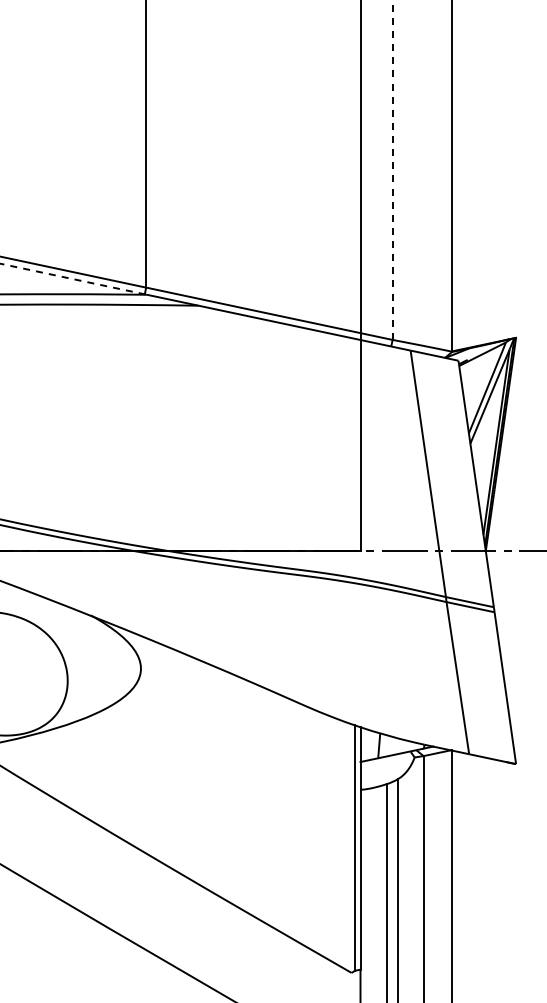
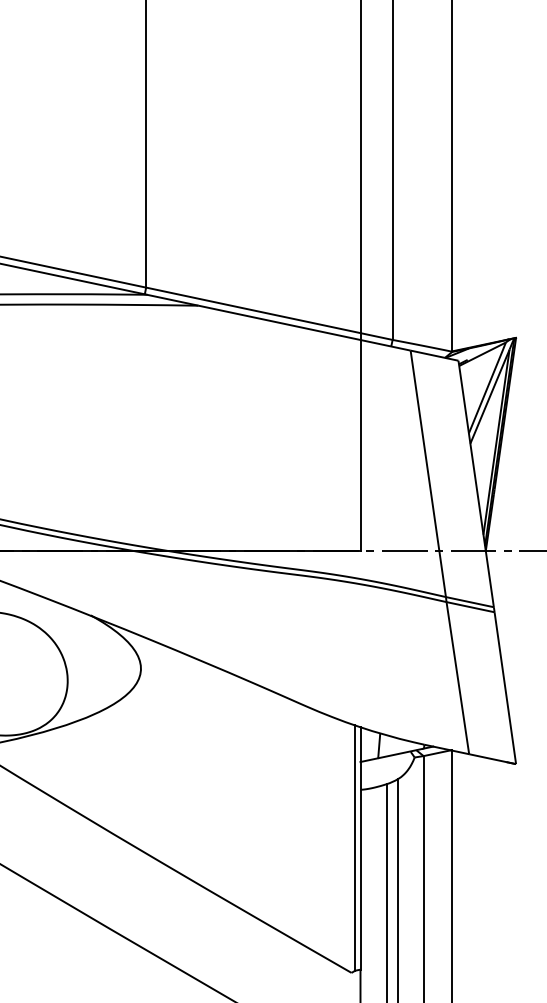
line: dashed -> solid (392, 169)
line: dashed -> solid (73, 279)
